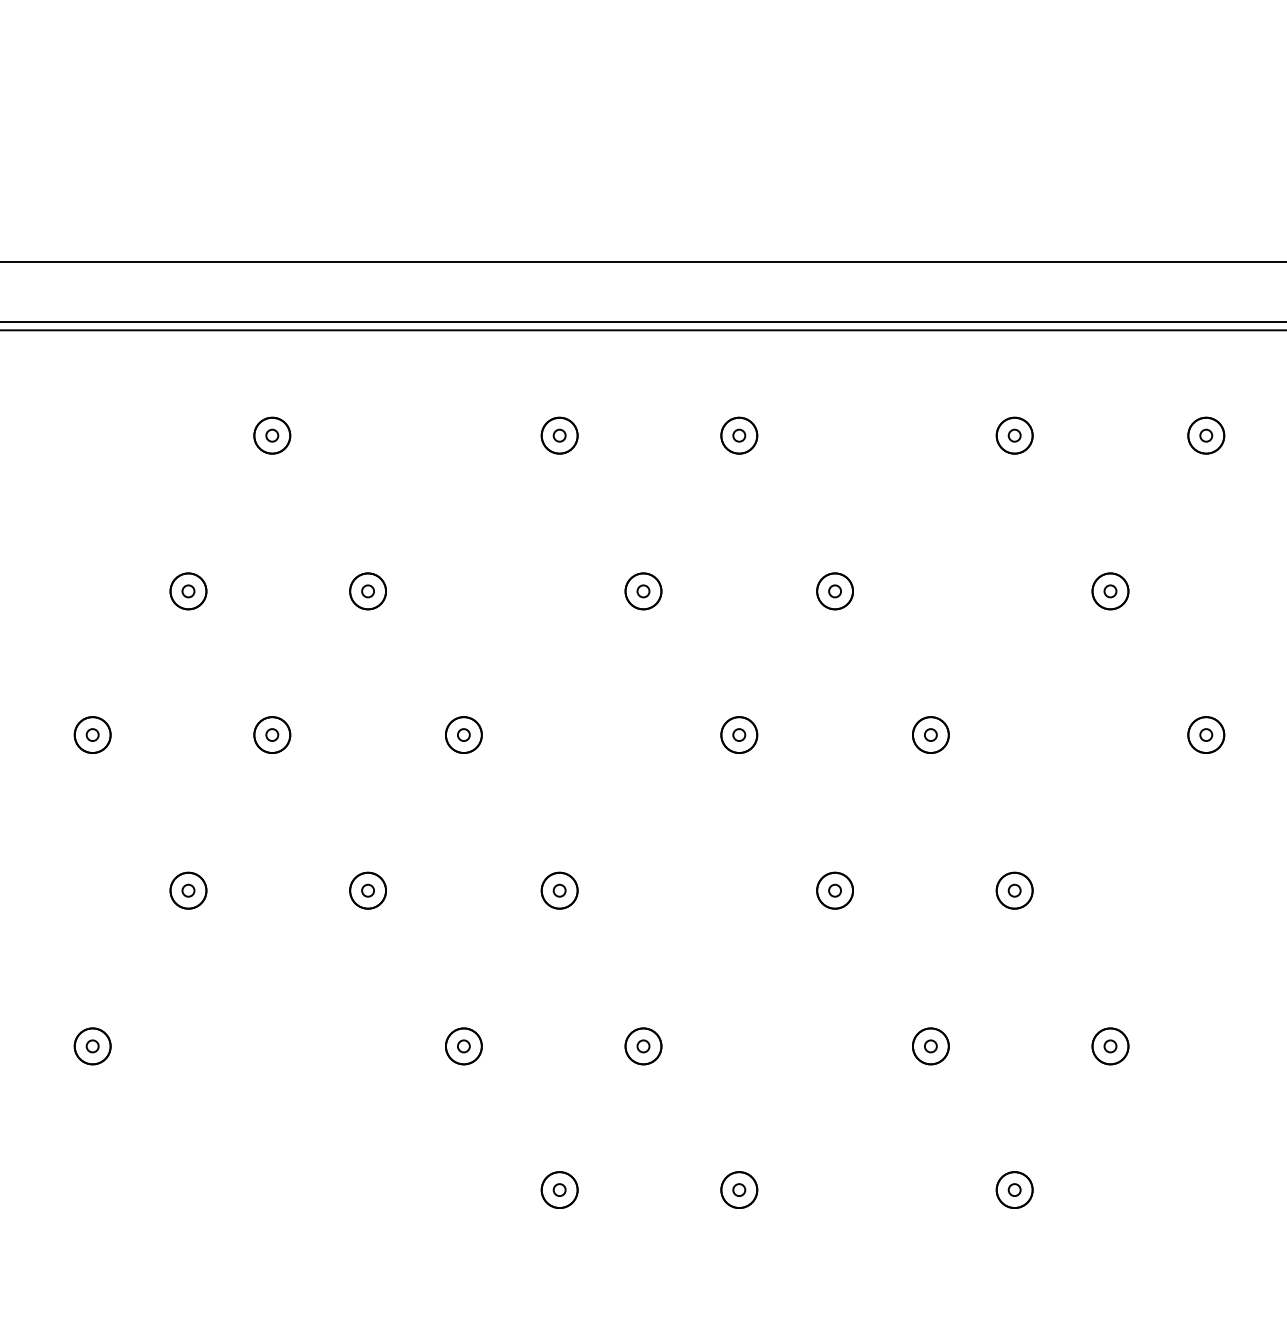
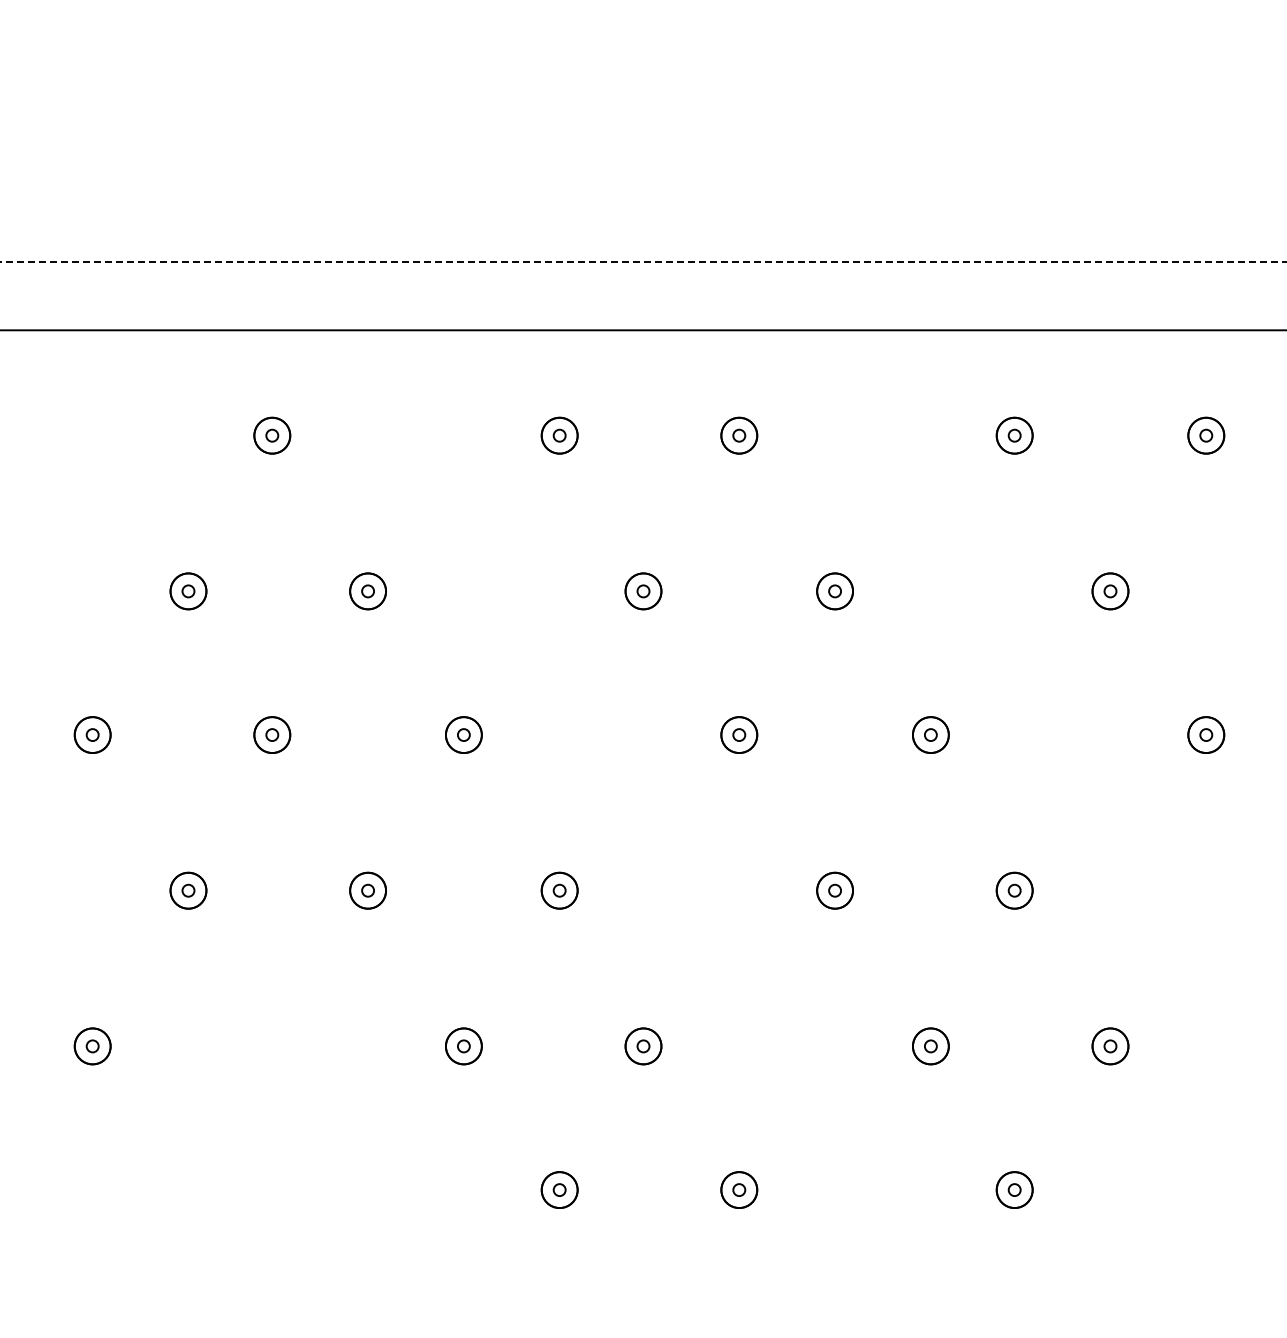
line: solid -> dashed (643, 262)
line: present -> none (642, 321)
